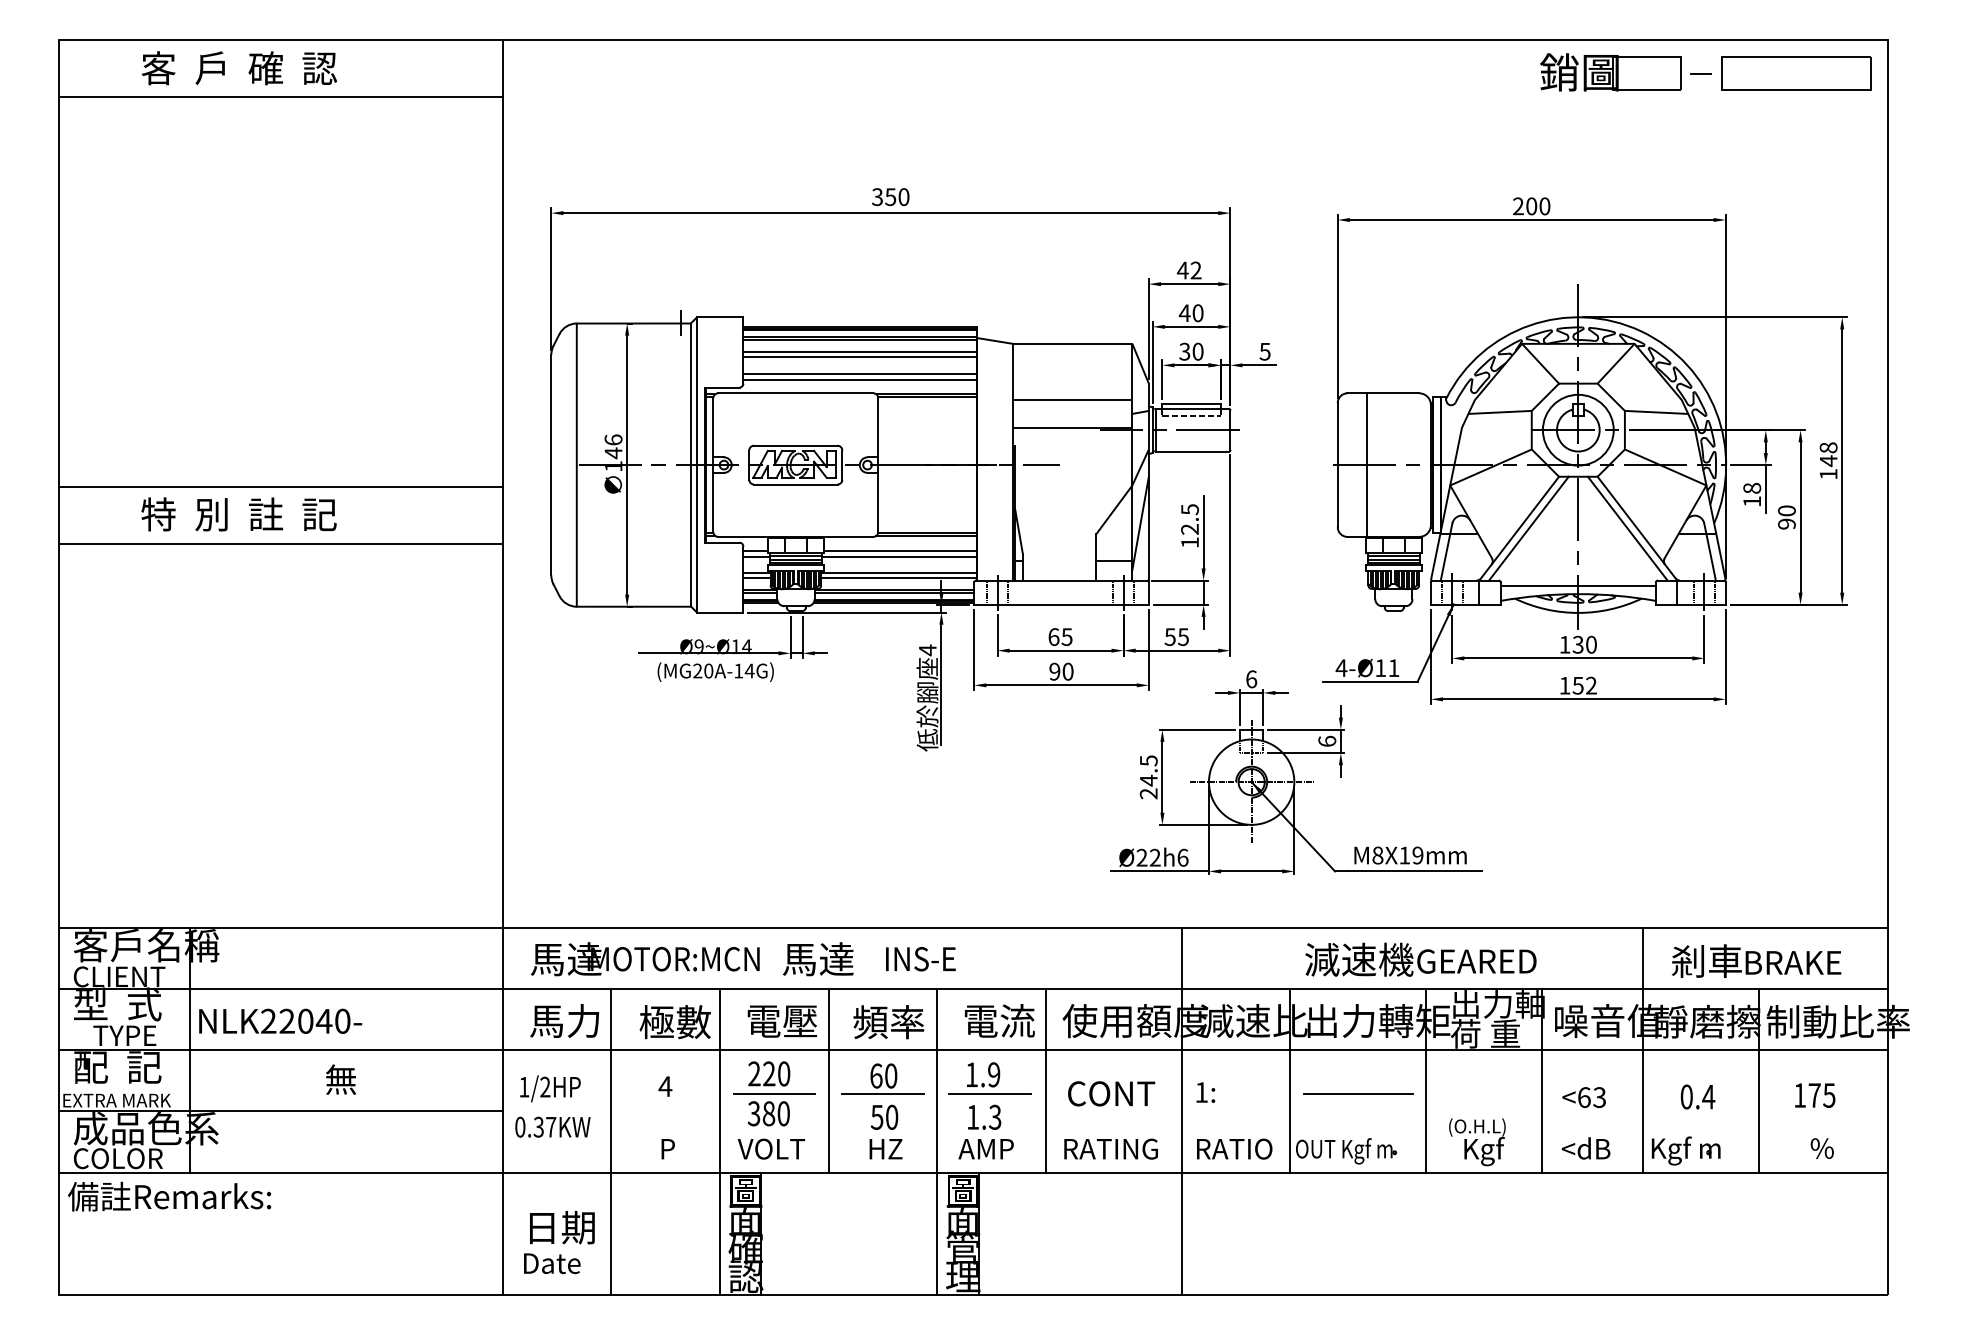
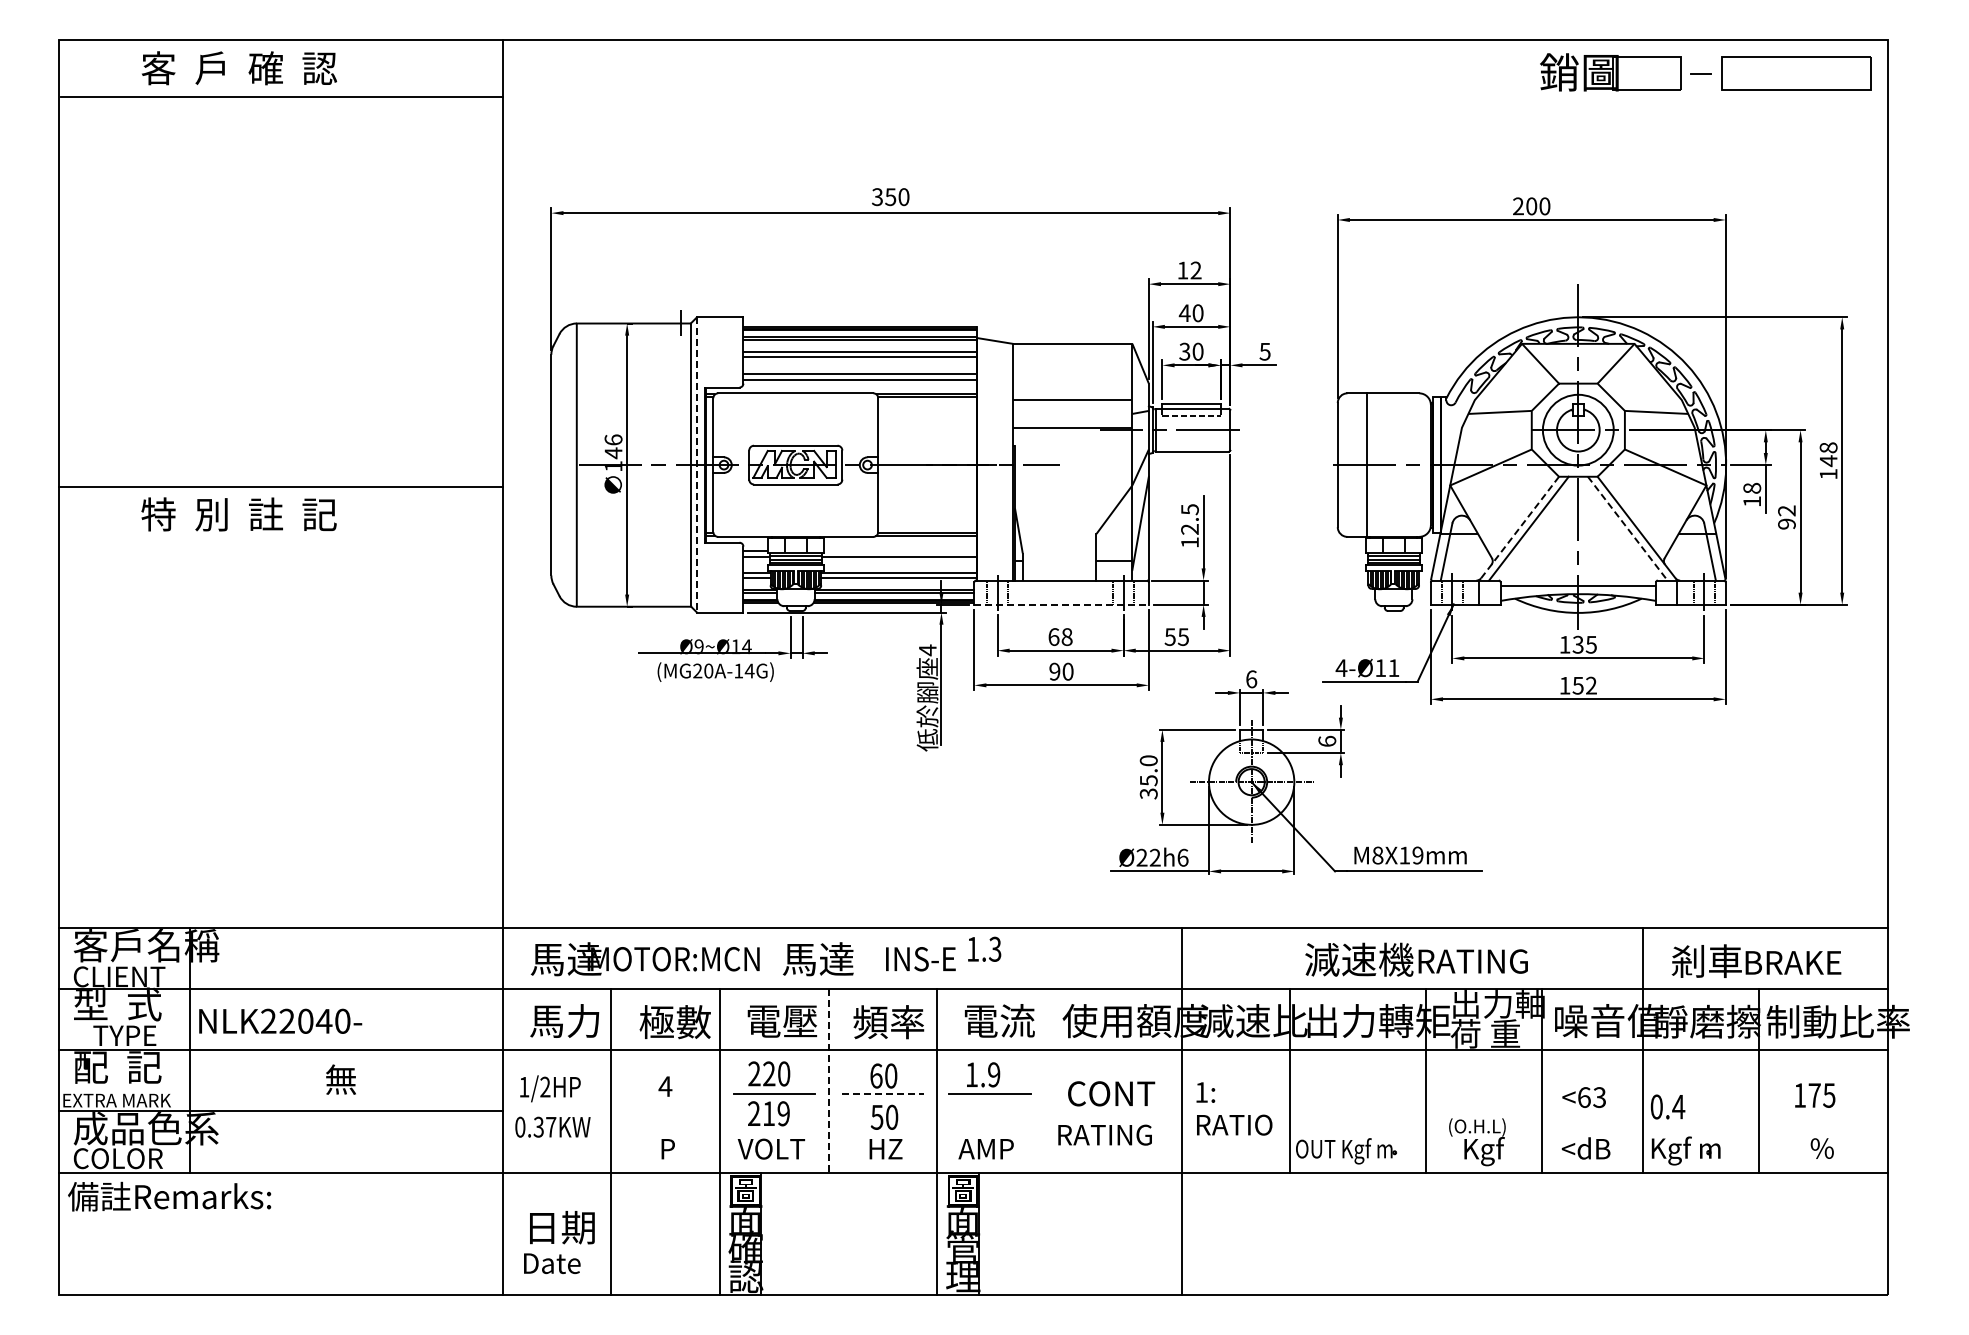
text: 42 -> 12 (1182, 270)
line: solid -> dashed (697, 464)
text: 90 -> 92 (1786, 510)
line: solid -> dashed (1520, 527)
line: solid -> dashed (1628, 529)
line: present -> none (280, 544)
line: present -> none (900, 550)
line: solid -> dashed (1062, 604)
text: 65 -> 68 (1066, 636)
text: 130 -> 135 (1590, 644)
text: 24.5 -> 35.0 (1148, 777)
text: GEARED -> RATING (1476, 961)
line: solid -> dashed (828, 1080)
line: present -> none (1045, 1080)
line: solid -> dashed (882, 1094)
line: present -> none (1357, 1094)
text position: (1697, 1096) -> (1667, 1106) (1667, 1106)
text: 380 -> 219 (768, 1113)
text position: (984, 1116) -> (984, 948) (984, 948)
text position: (1110, 1148) -> (1104, 1134) (1104, 1134)
text position: (1234, 1148) -> (1234, 1124) (1234, 1124)
